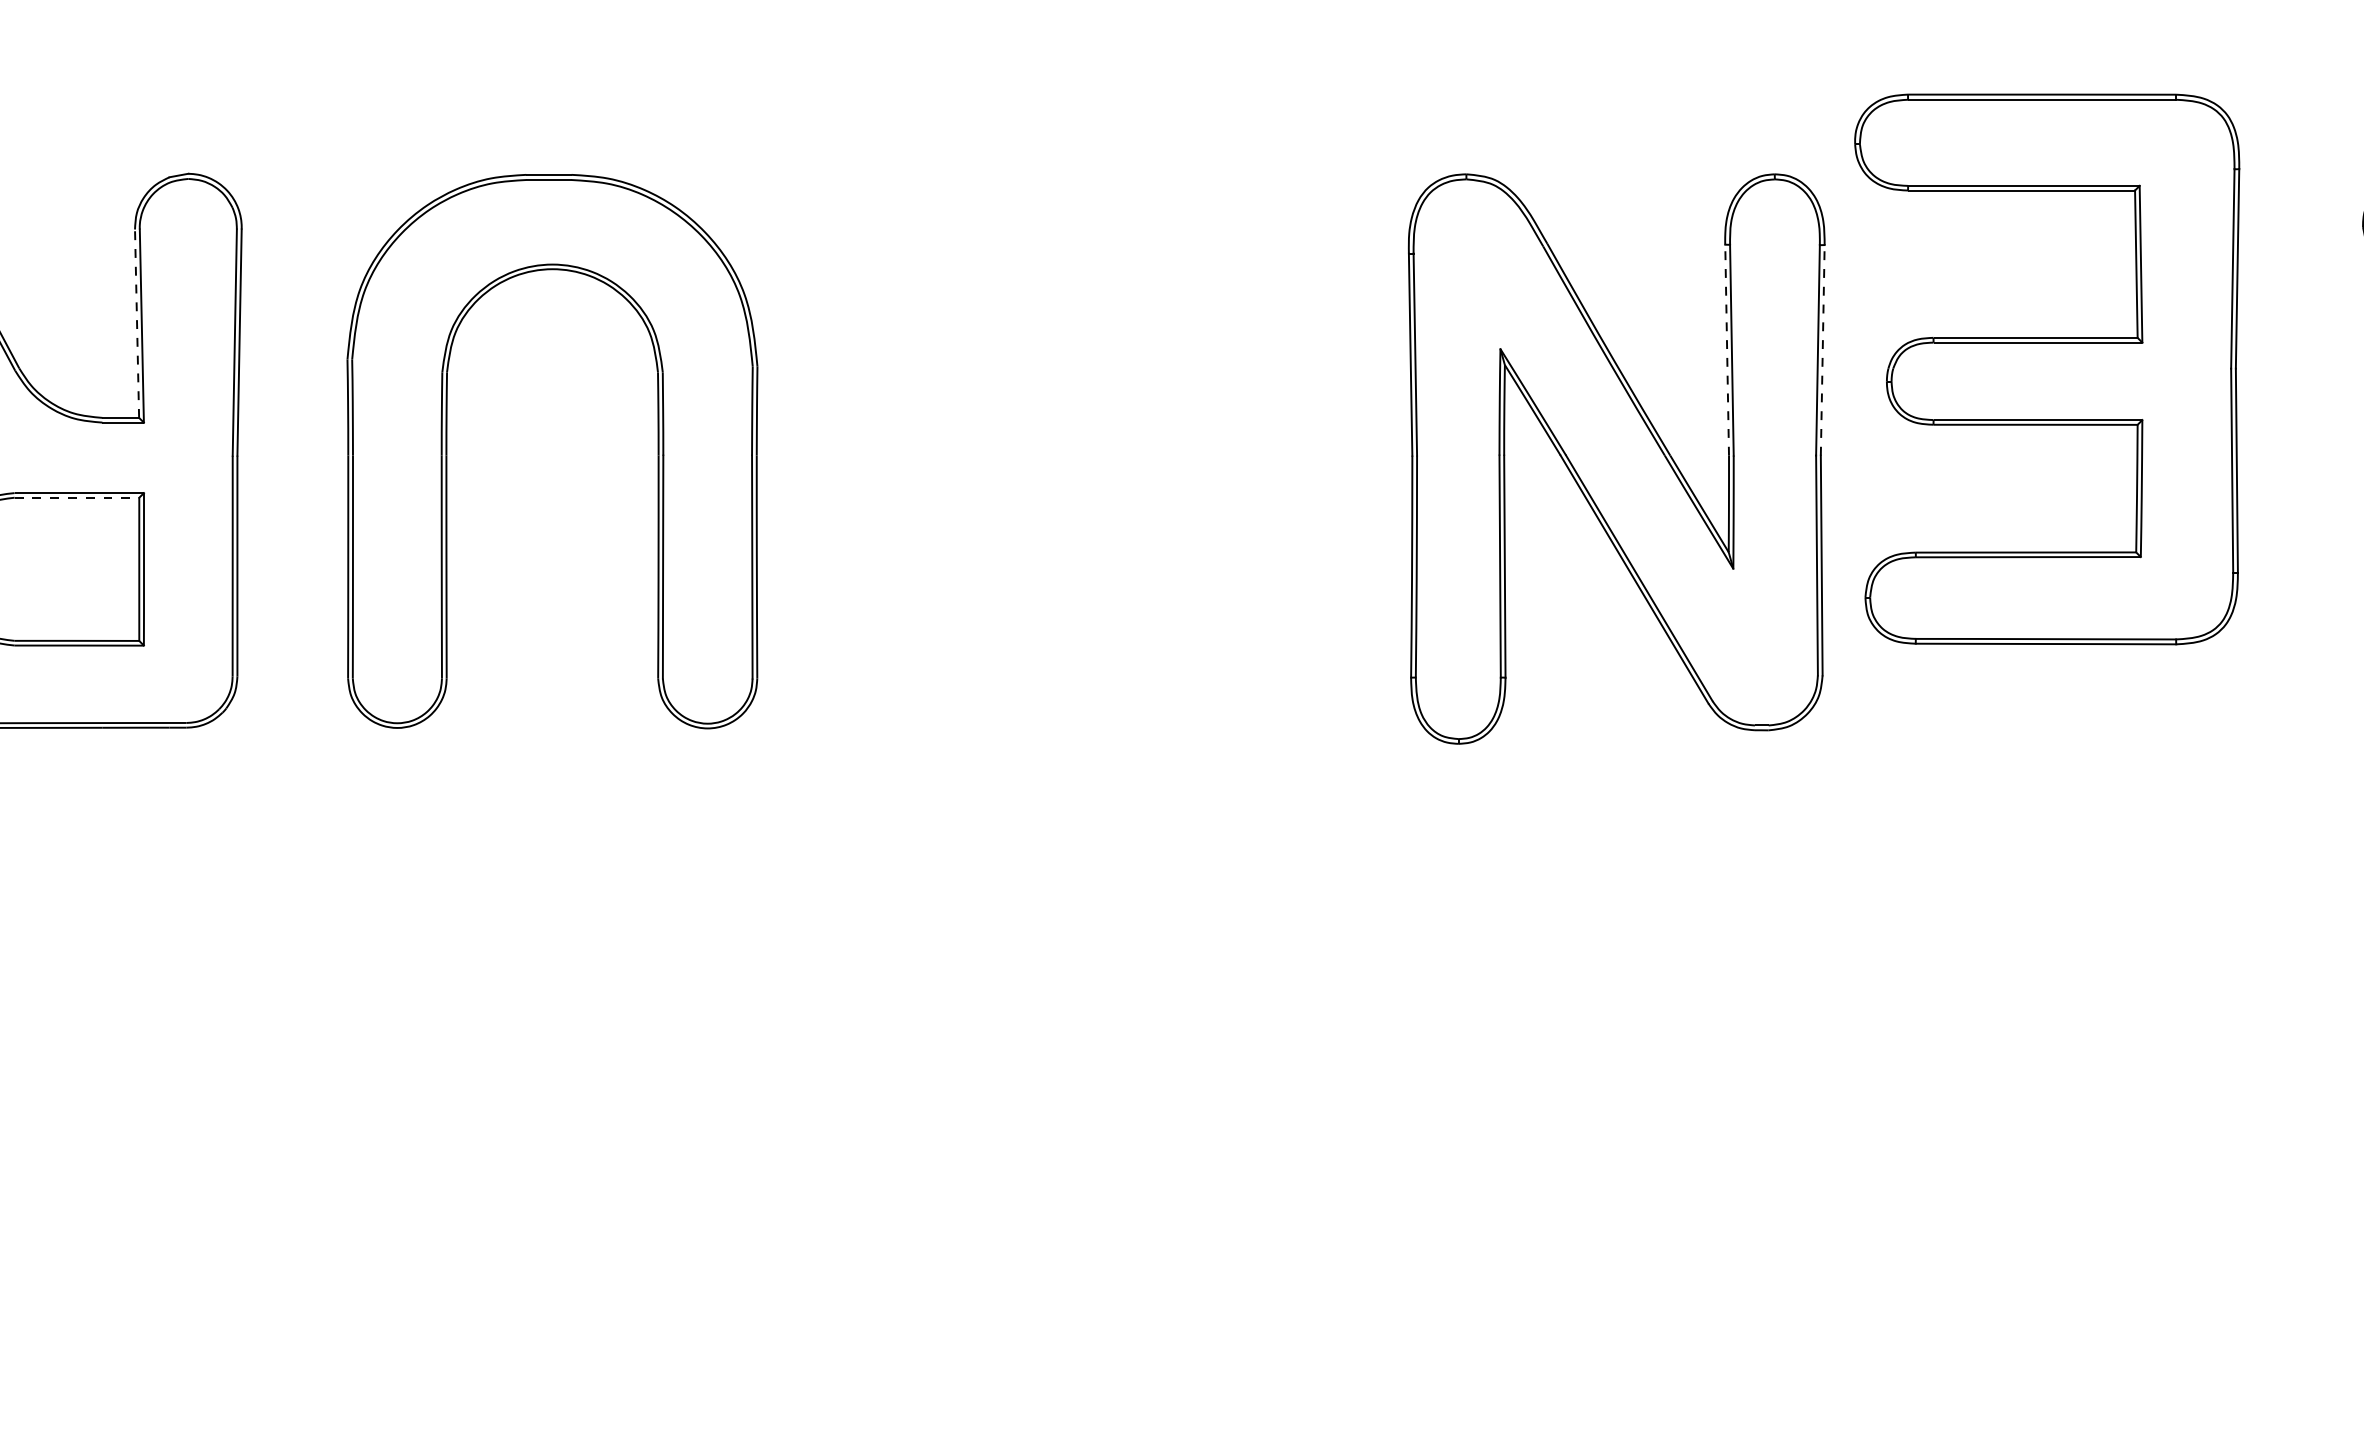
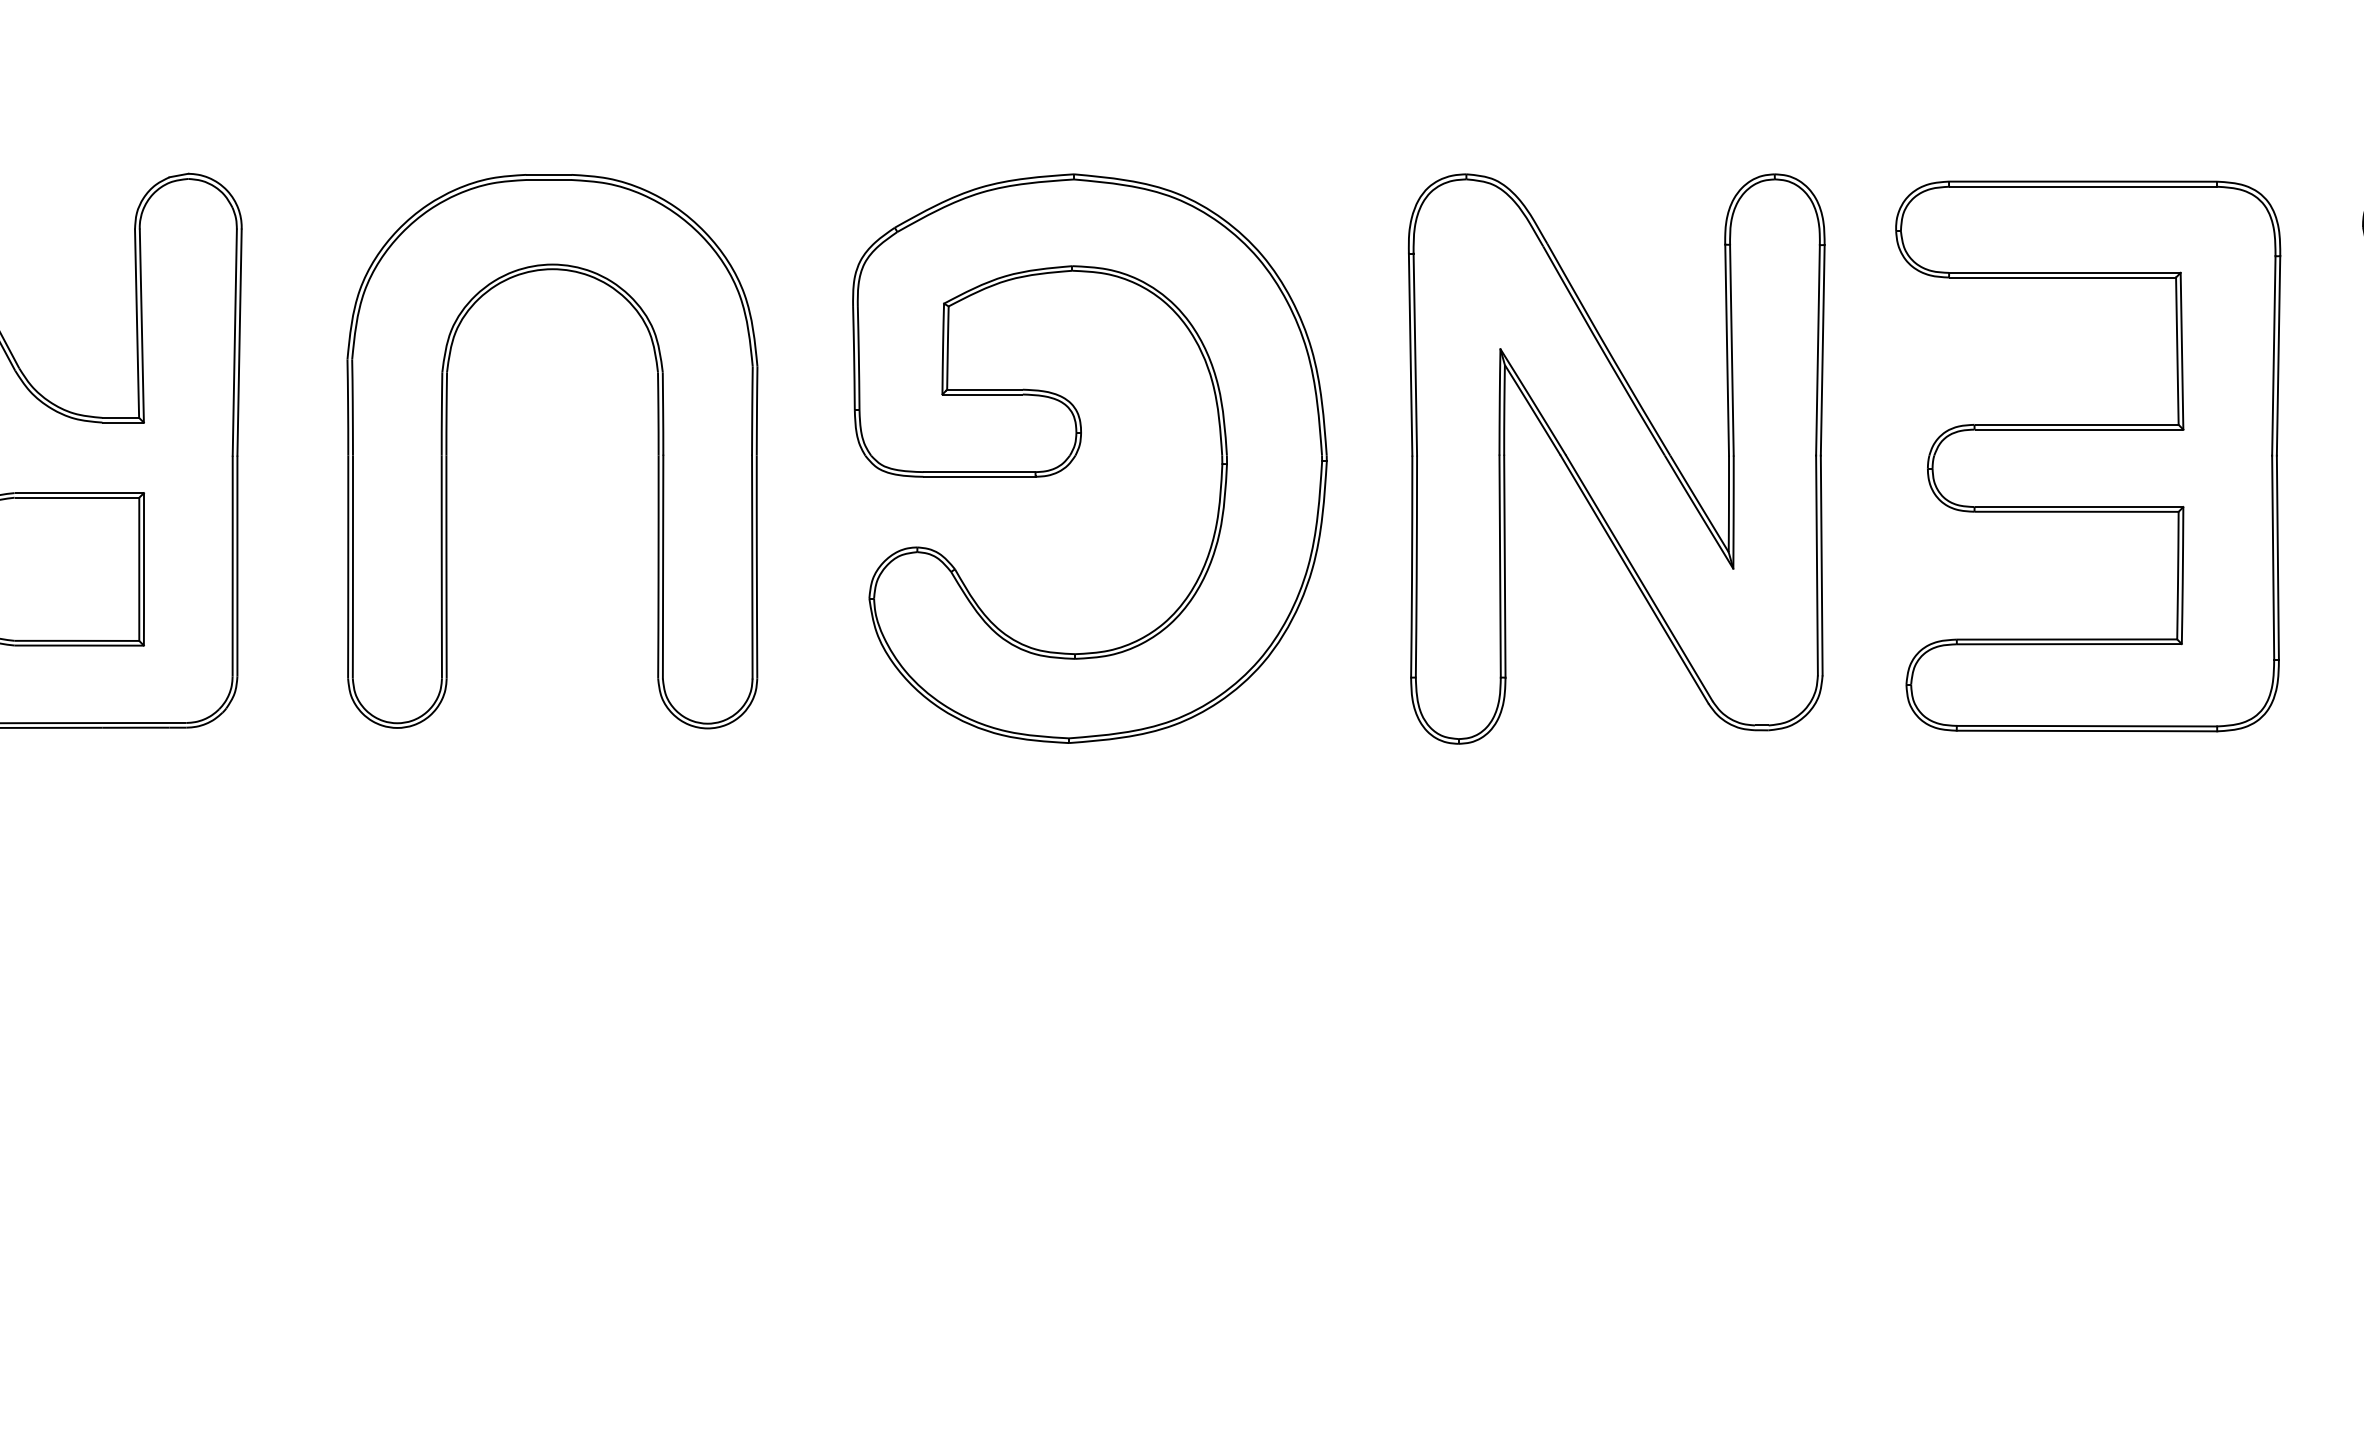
line: dashed -> solid (137, 323)
line: dashed -> solid (1727, 349)
line: dashed -> solid (1822, 349)
part position: (2047, 369) -> (2088, 456) (2088, 456)
part: none -> present (1077, 453)
line: dashed -> solid (77, 497)
